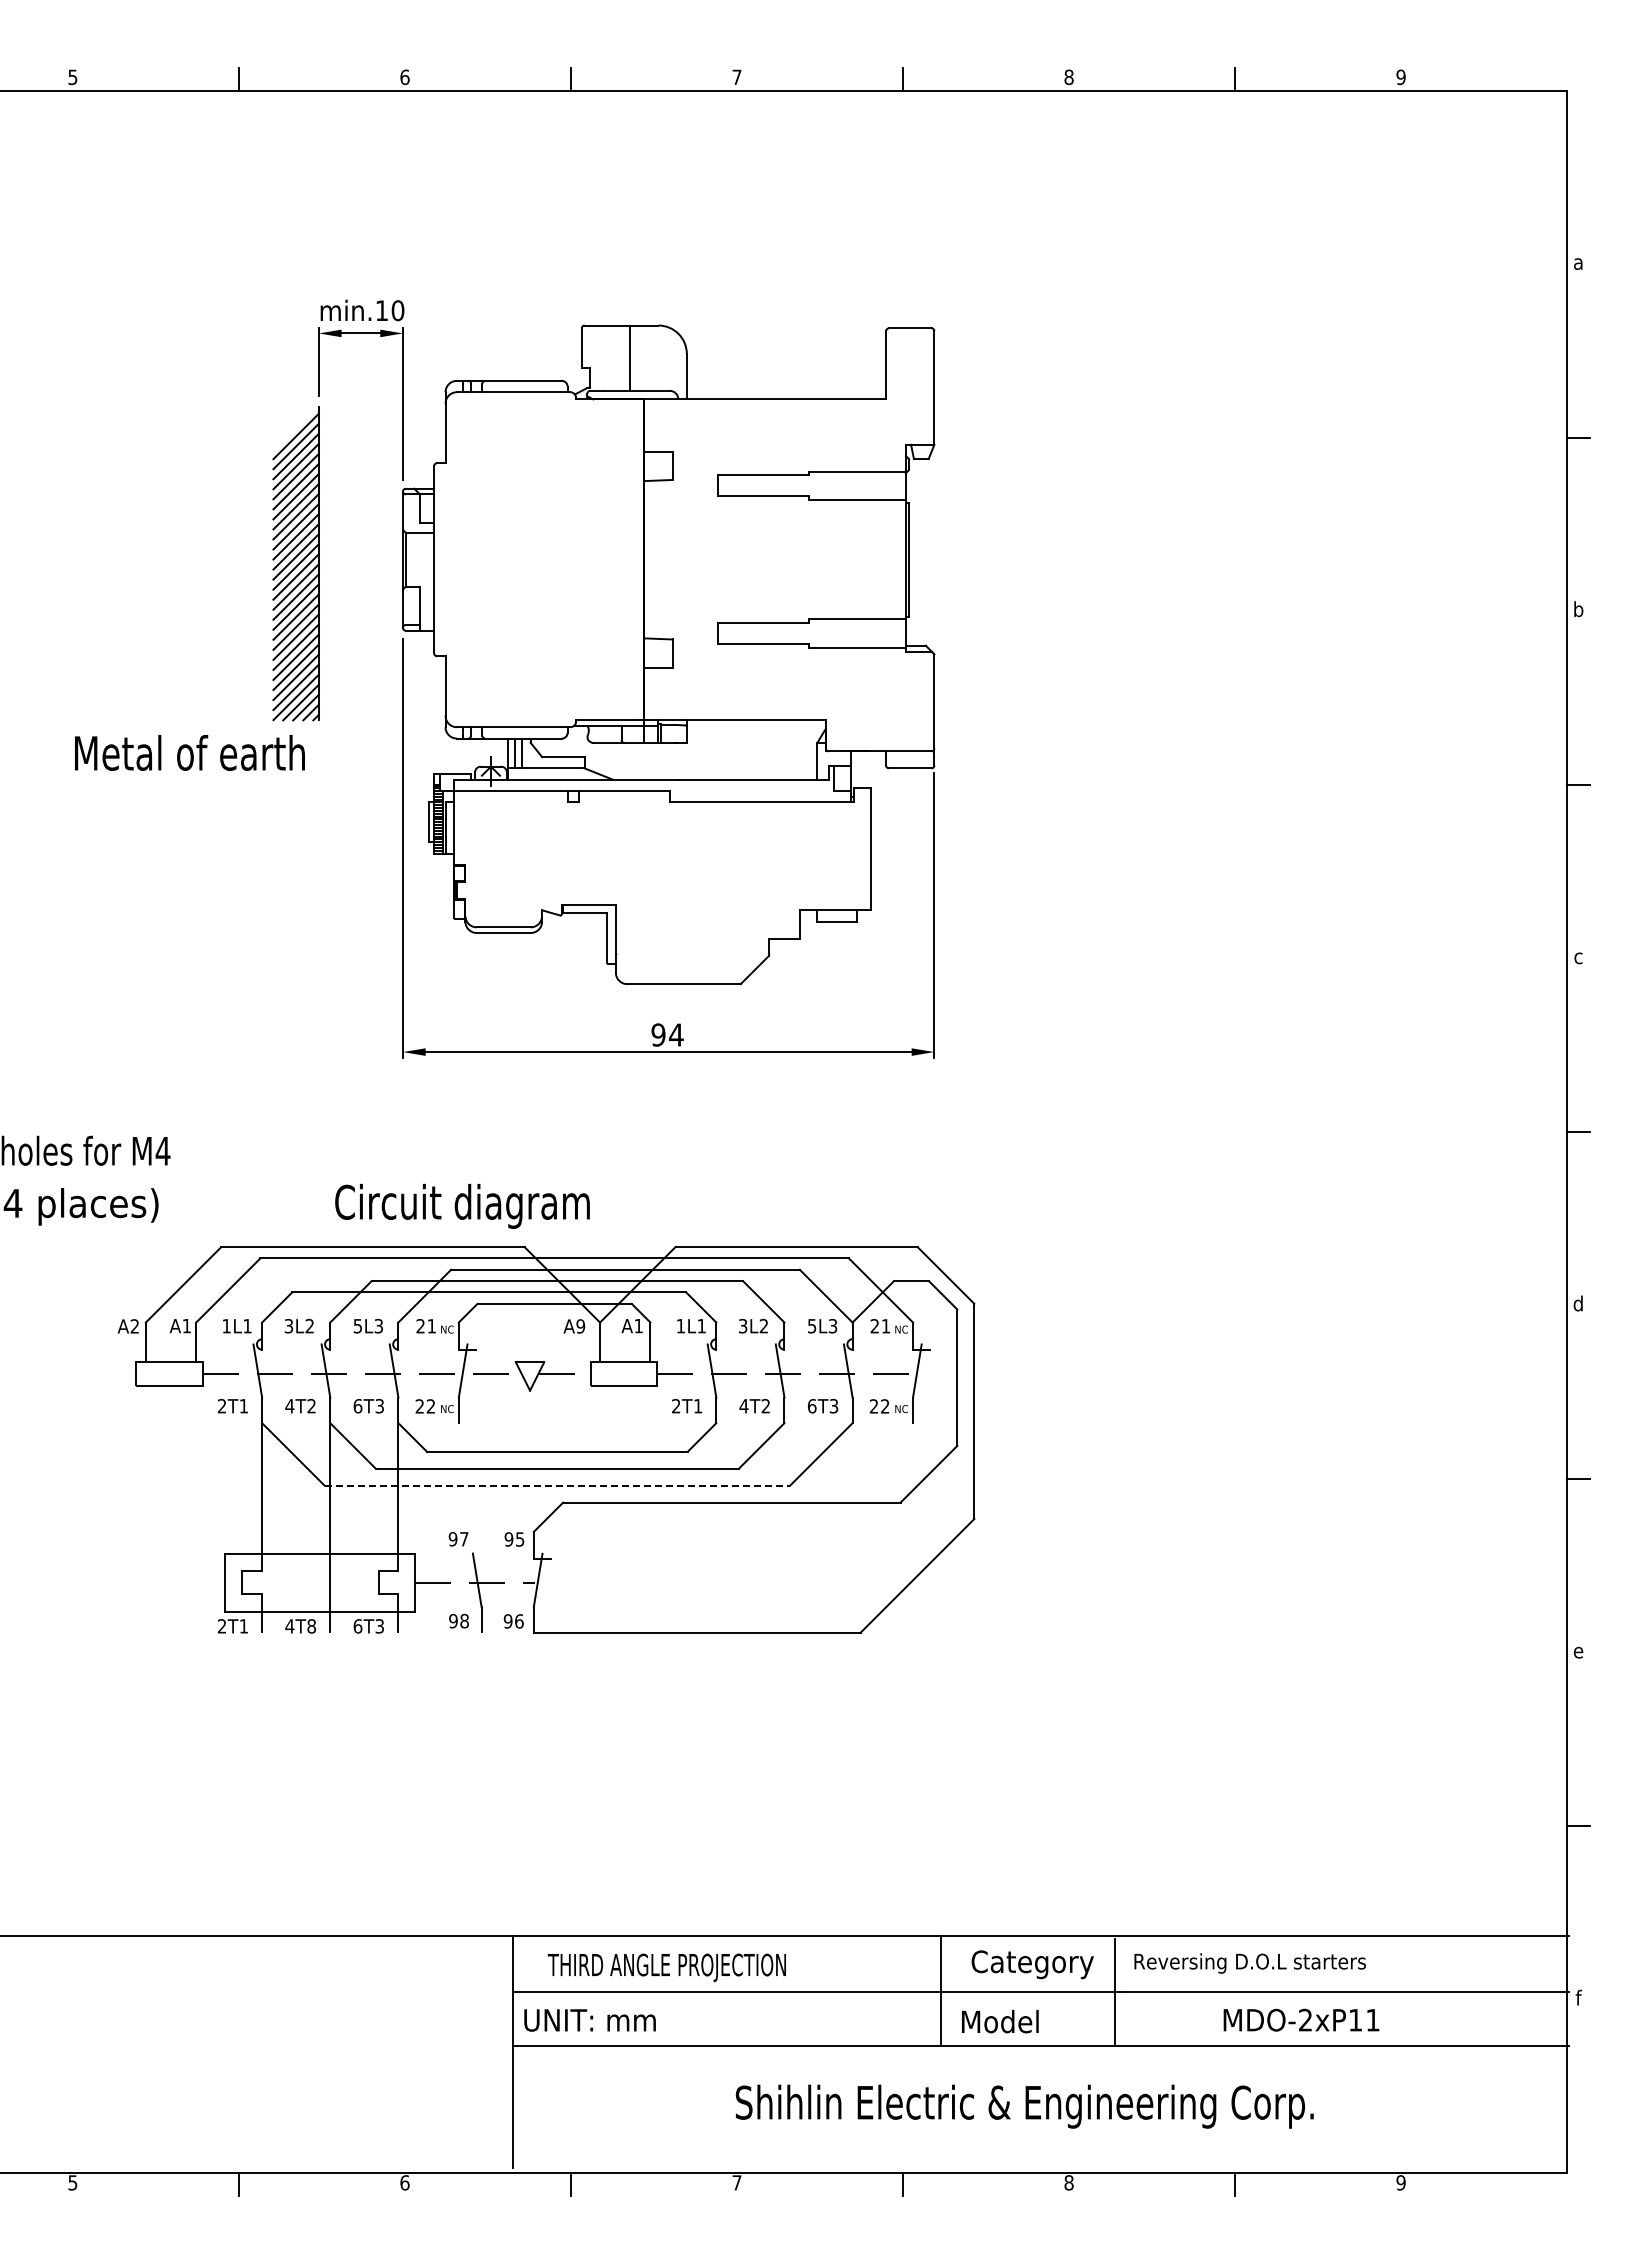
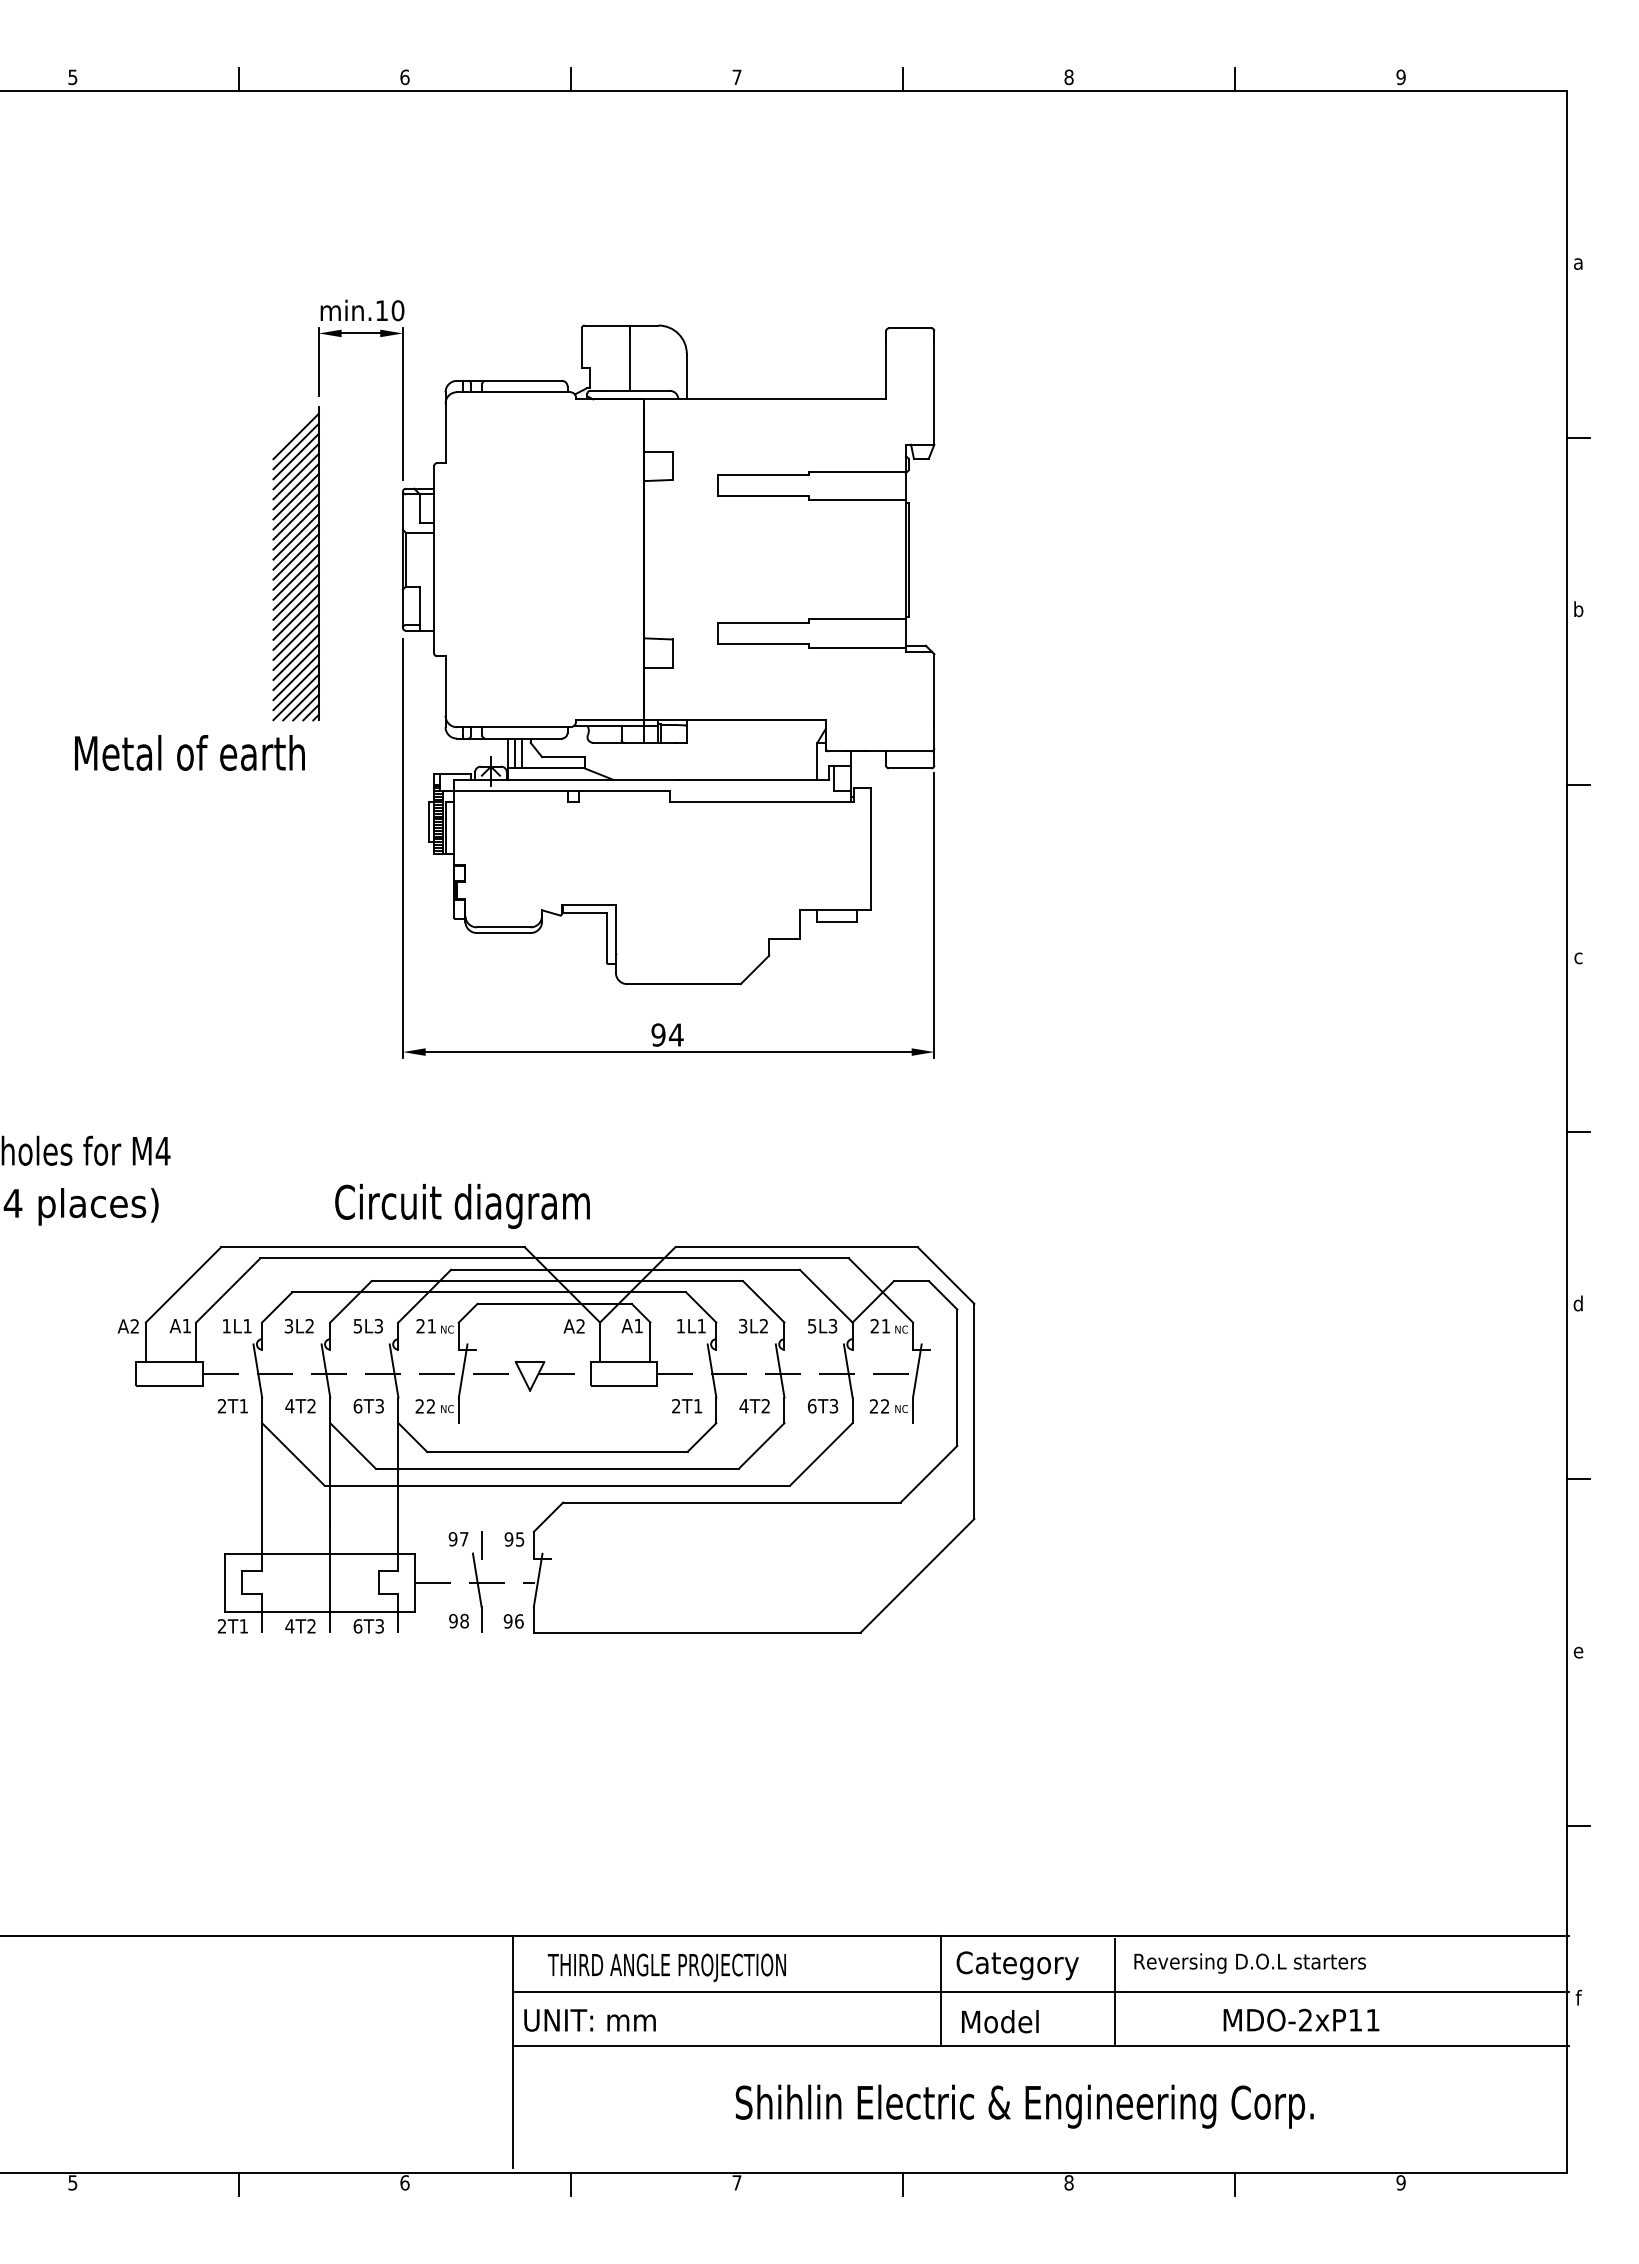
text: A9 -> A2 (580, 1326)
line: dashed -> solid (557, 1485)
line: none -> present (481, 1544)
text: 4T8 -> 4T2 (311, 1626)
text position: (1032, 1964) -> (1017, 1965) (1017, 1965)
